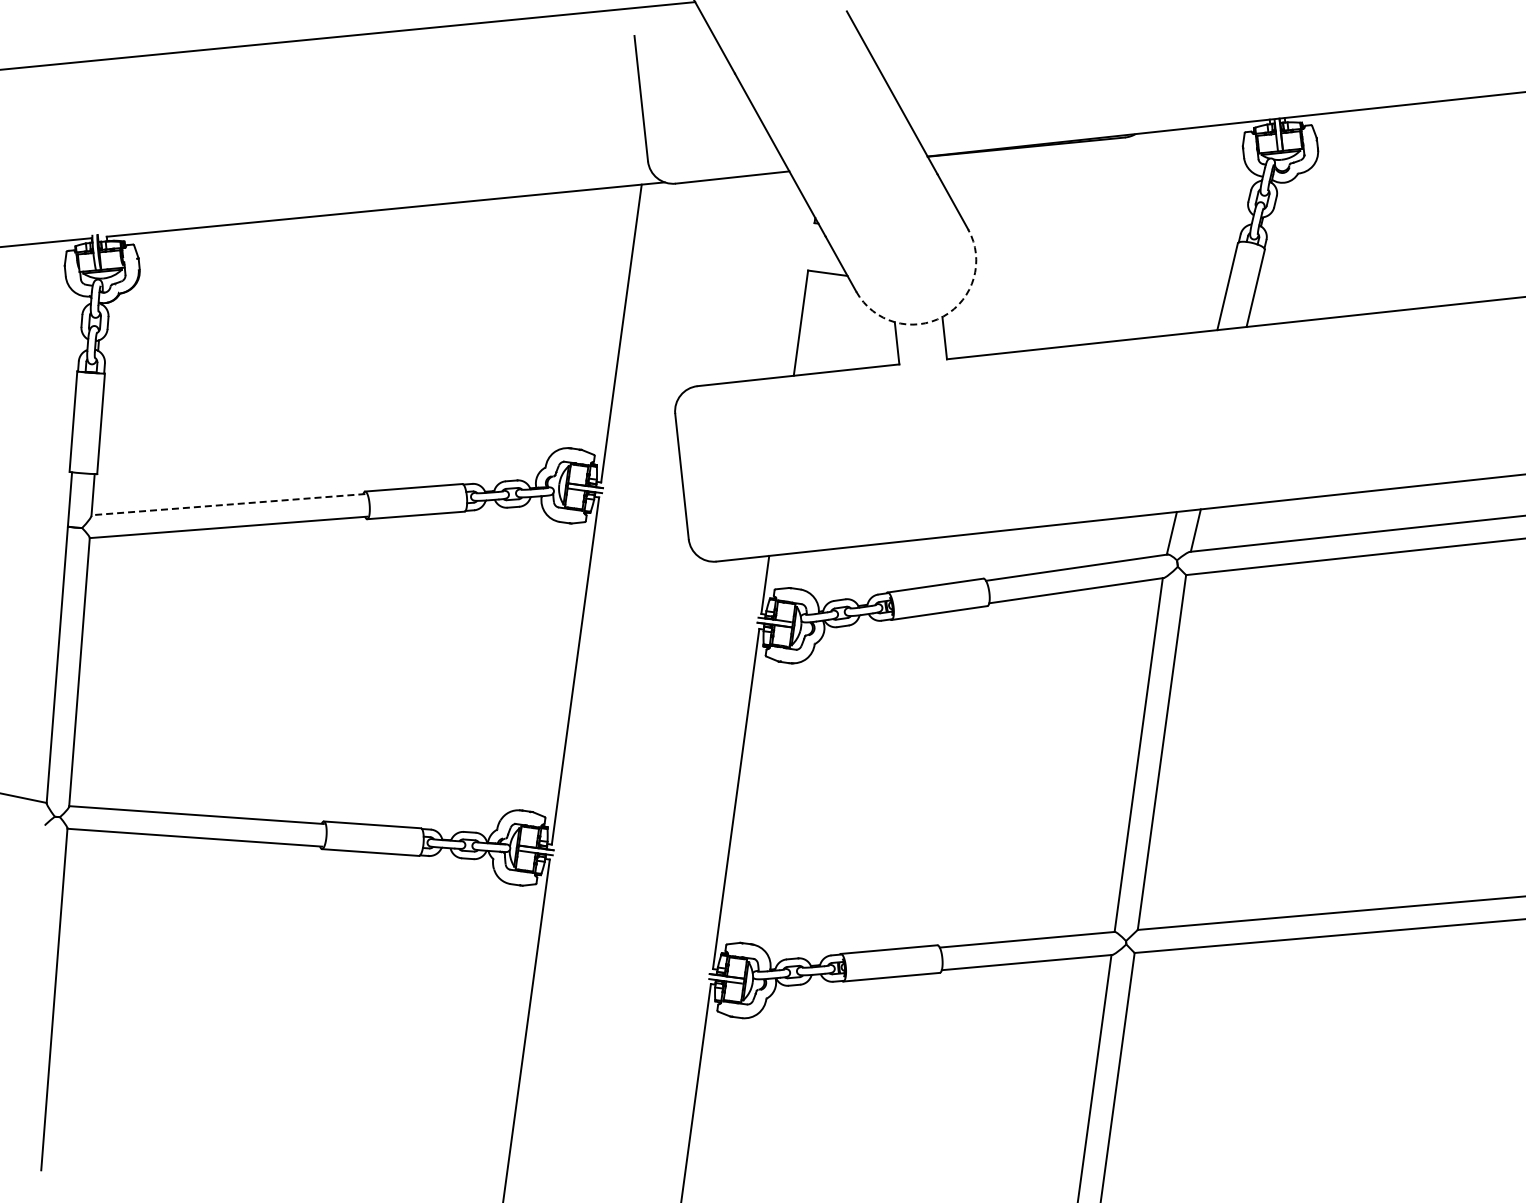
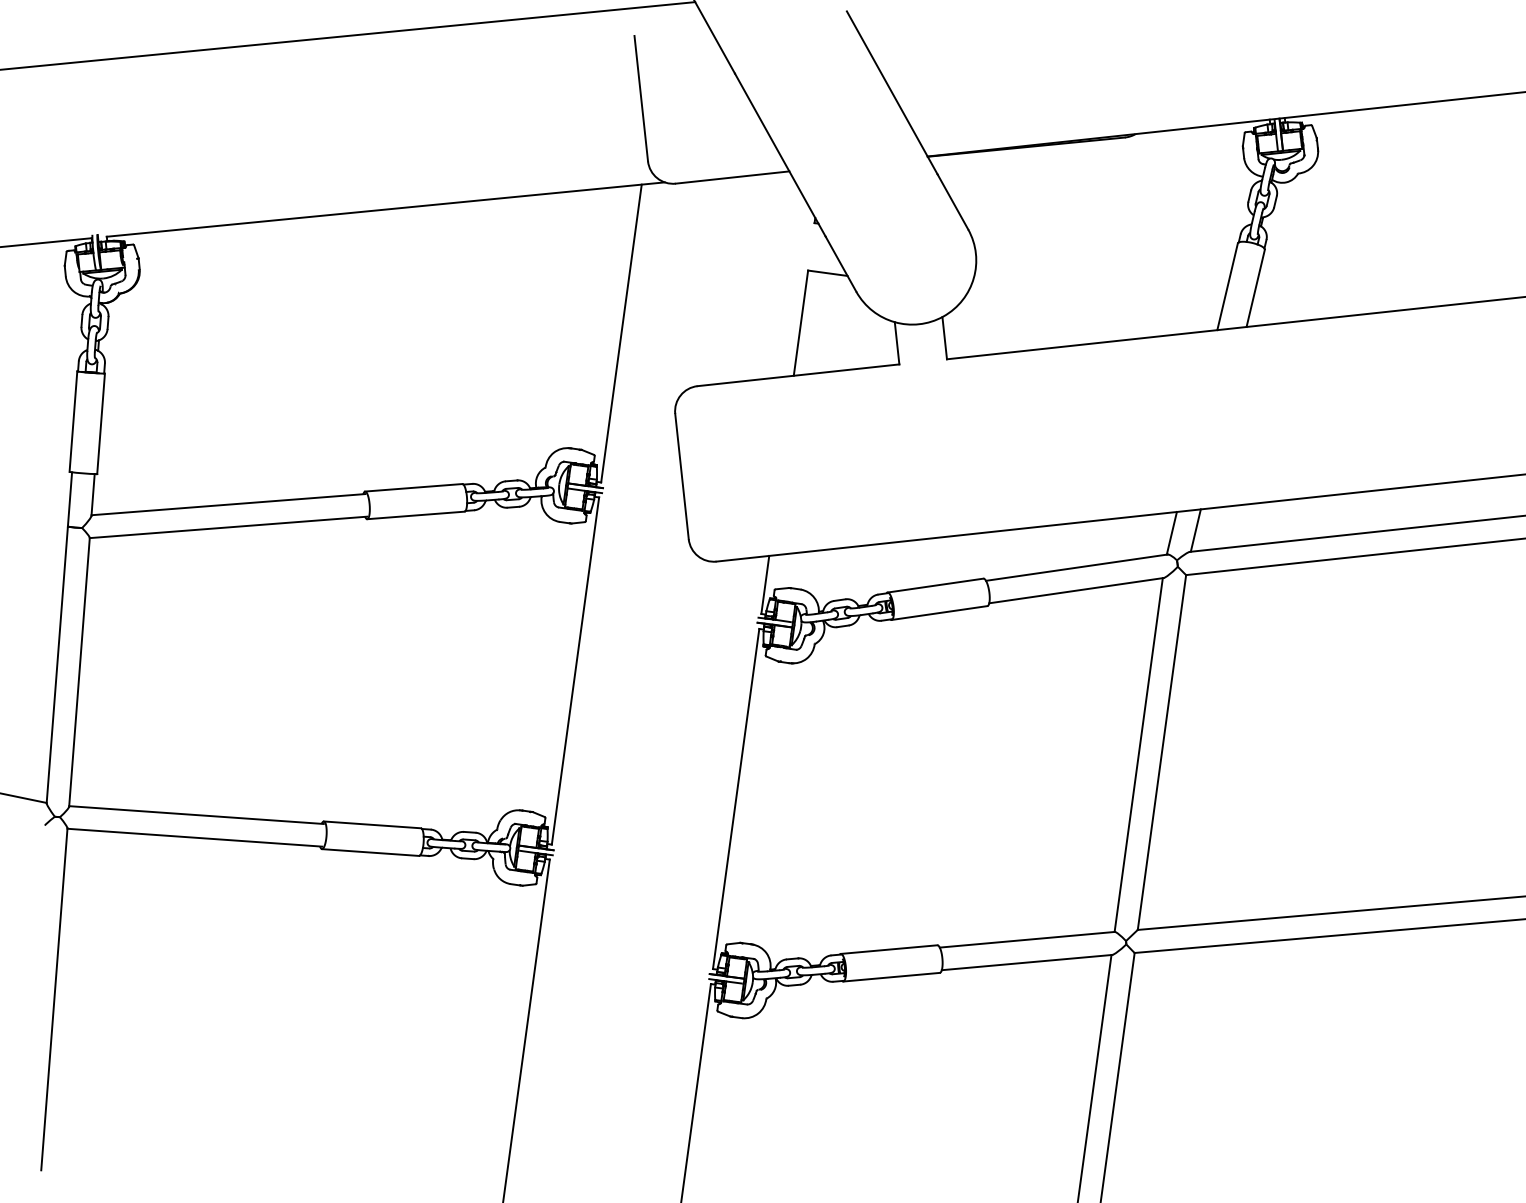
arc: dashed -> solid (943, 316)
line: dashed -> solid (227, 504)
